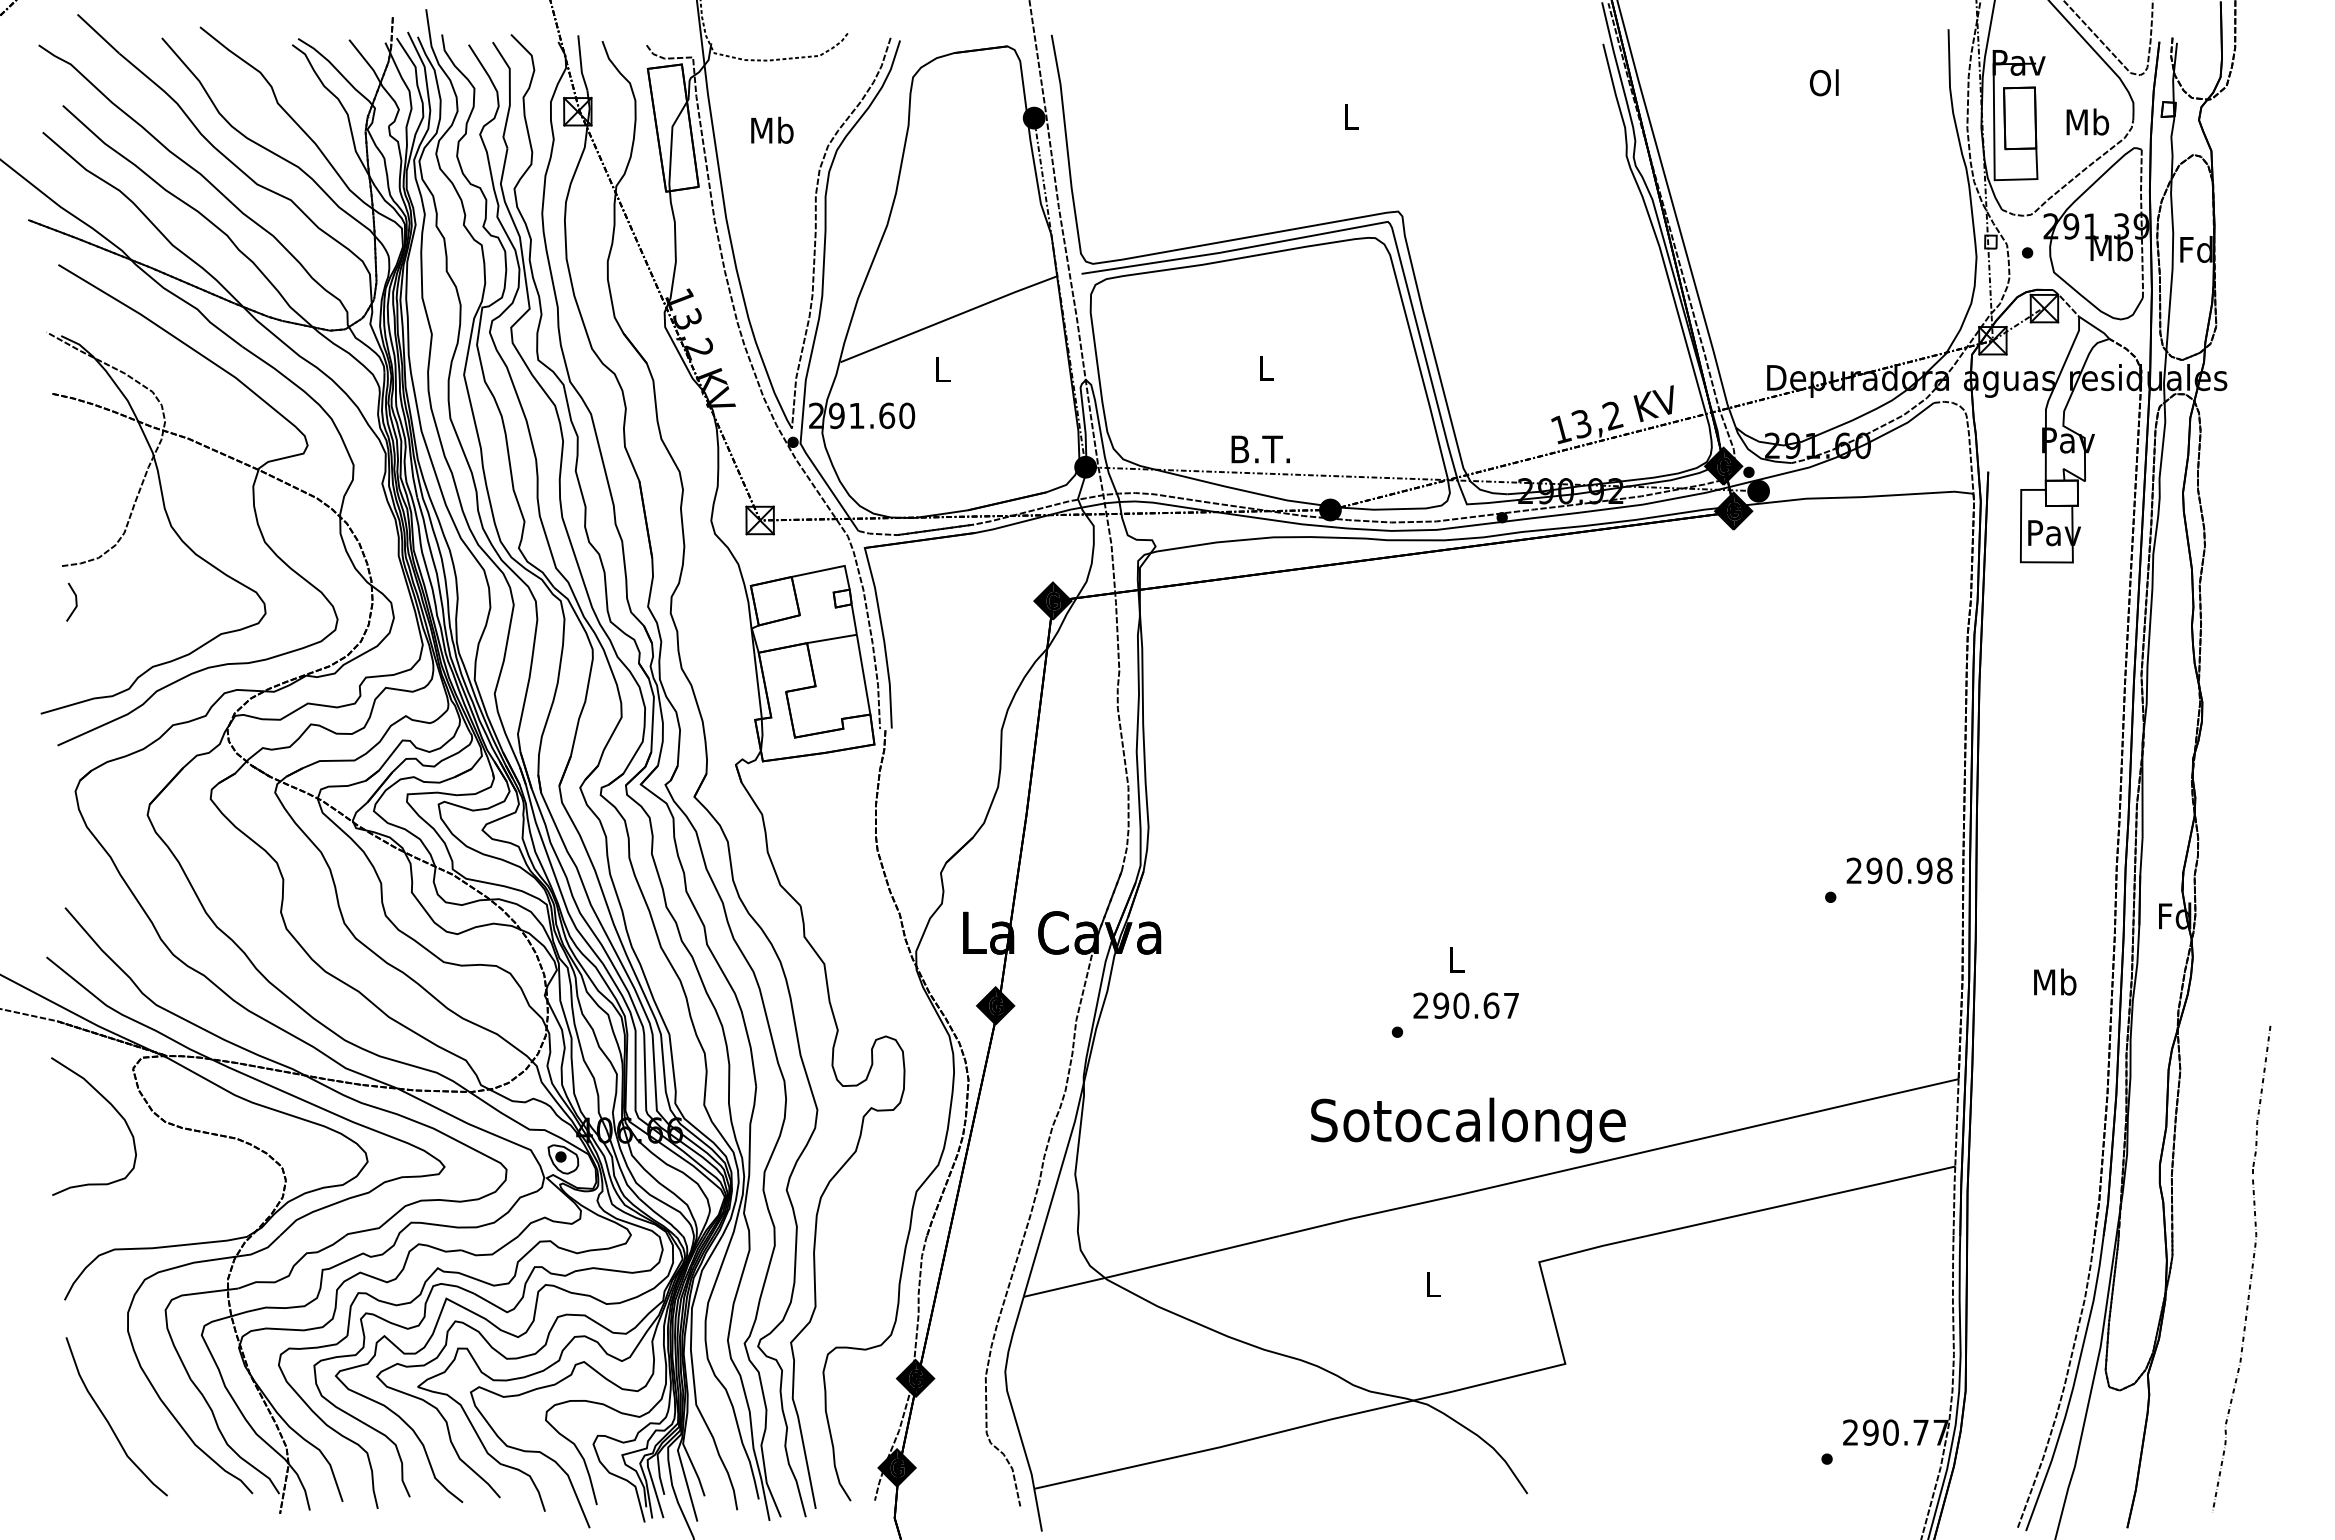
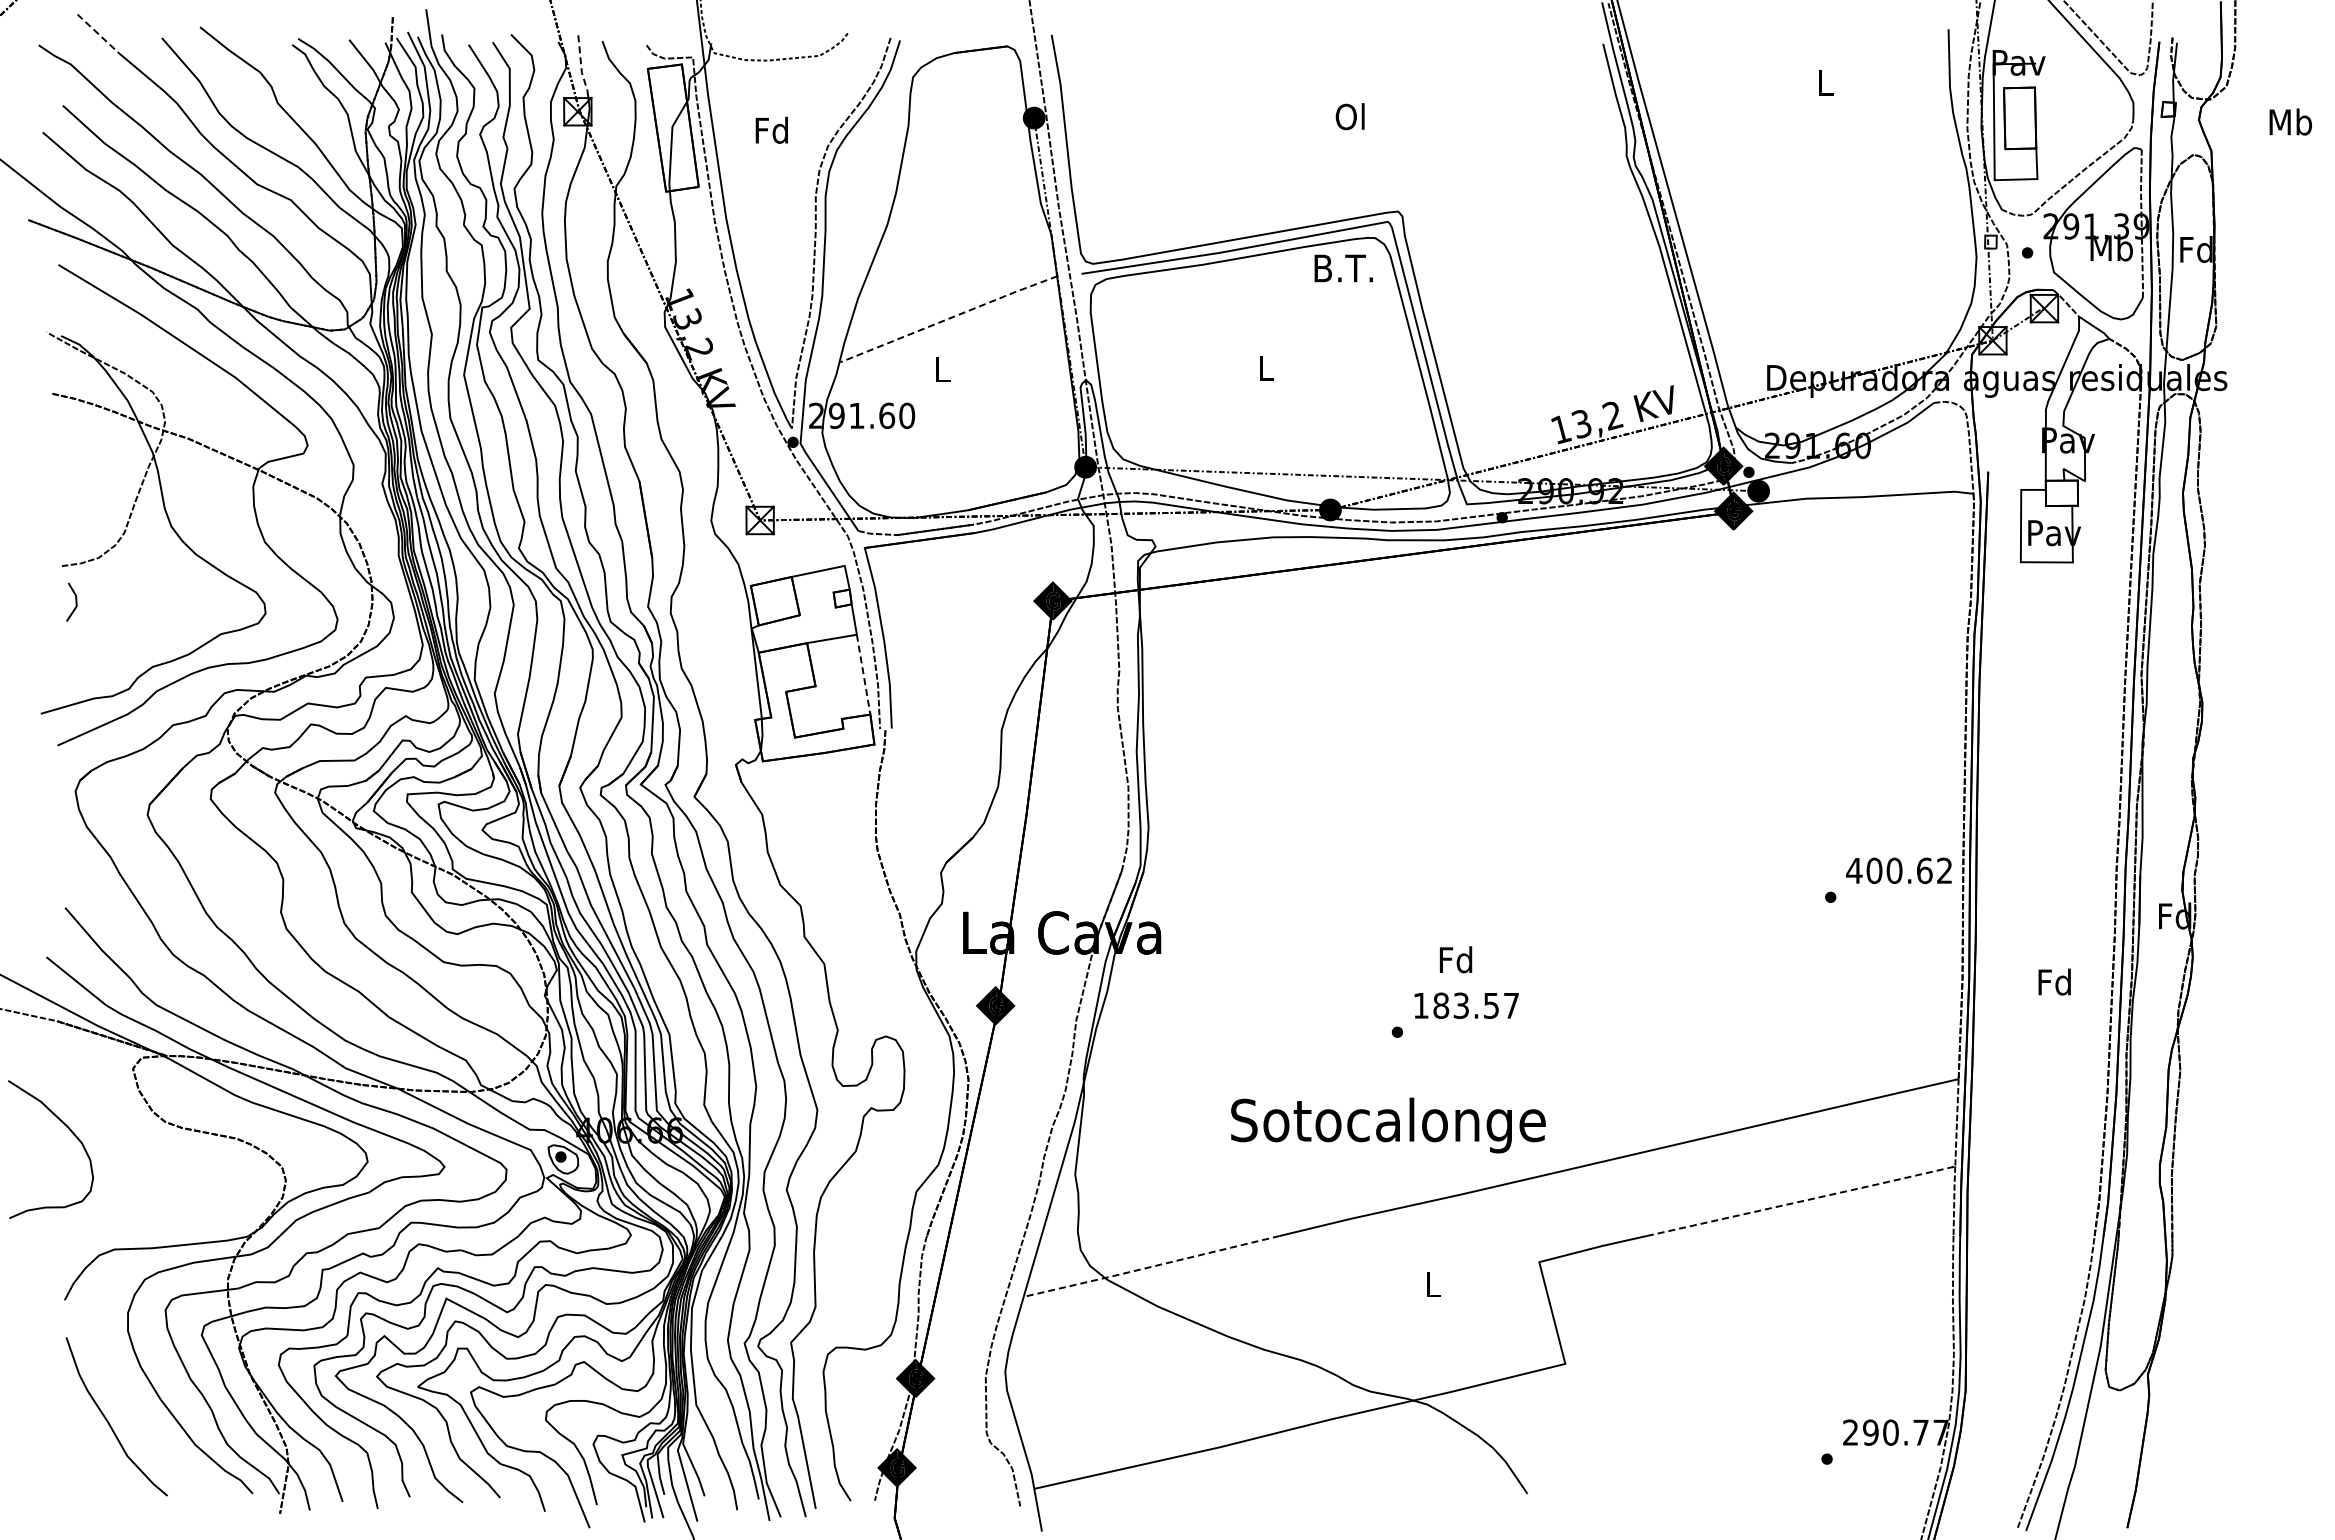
line: solid -> dashed (98, 34)
line: solid -> dashed (581, 64)
text: Ol -> L (1823, 82)
text: L -> Ol (1349, 116)
text position: (2087, 121) -> (2290, 121) (2290, 121)
text: Mb -> Fd (772, 129)
line: solid -> dashed (948, 318)
text position: (1260, 449) -> (1343, 268) (1343, 268)
line: solid -> dashed (863, 675)
text: 290.98 -> 400.62 (1899, 870)
text: L -> Fd (1455, 959)
text: Mb -> Fd (2055, 981)
text: 290.67 -> 183.57 (1456, 1005)
curve position: (112, 1107) -> (69, 1130) (69, 1130)
text position: (1468, 1125) -> (1388, 1125) (1388, 1125)
line: solid -> dashed (1802, 1201)
line: solid -> dashed (1150, 1267)
part: present -> none (2251, 1268)
